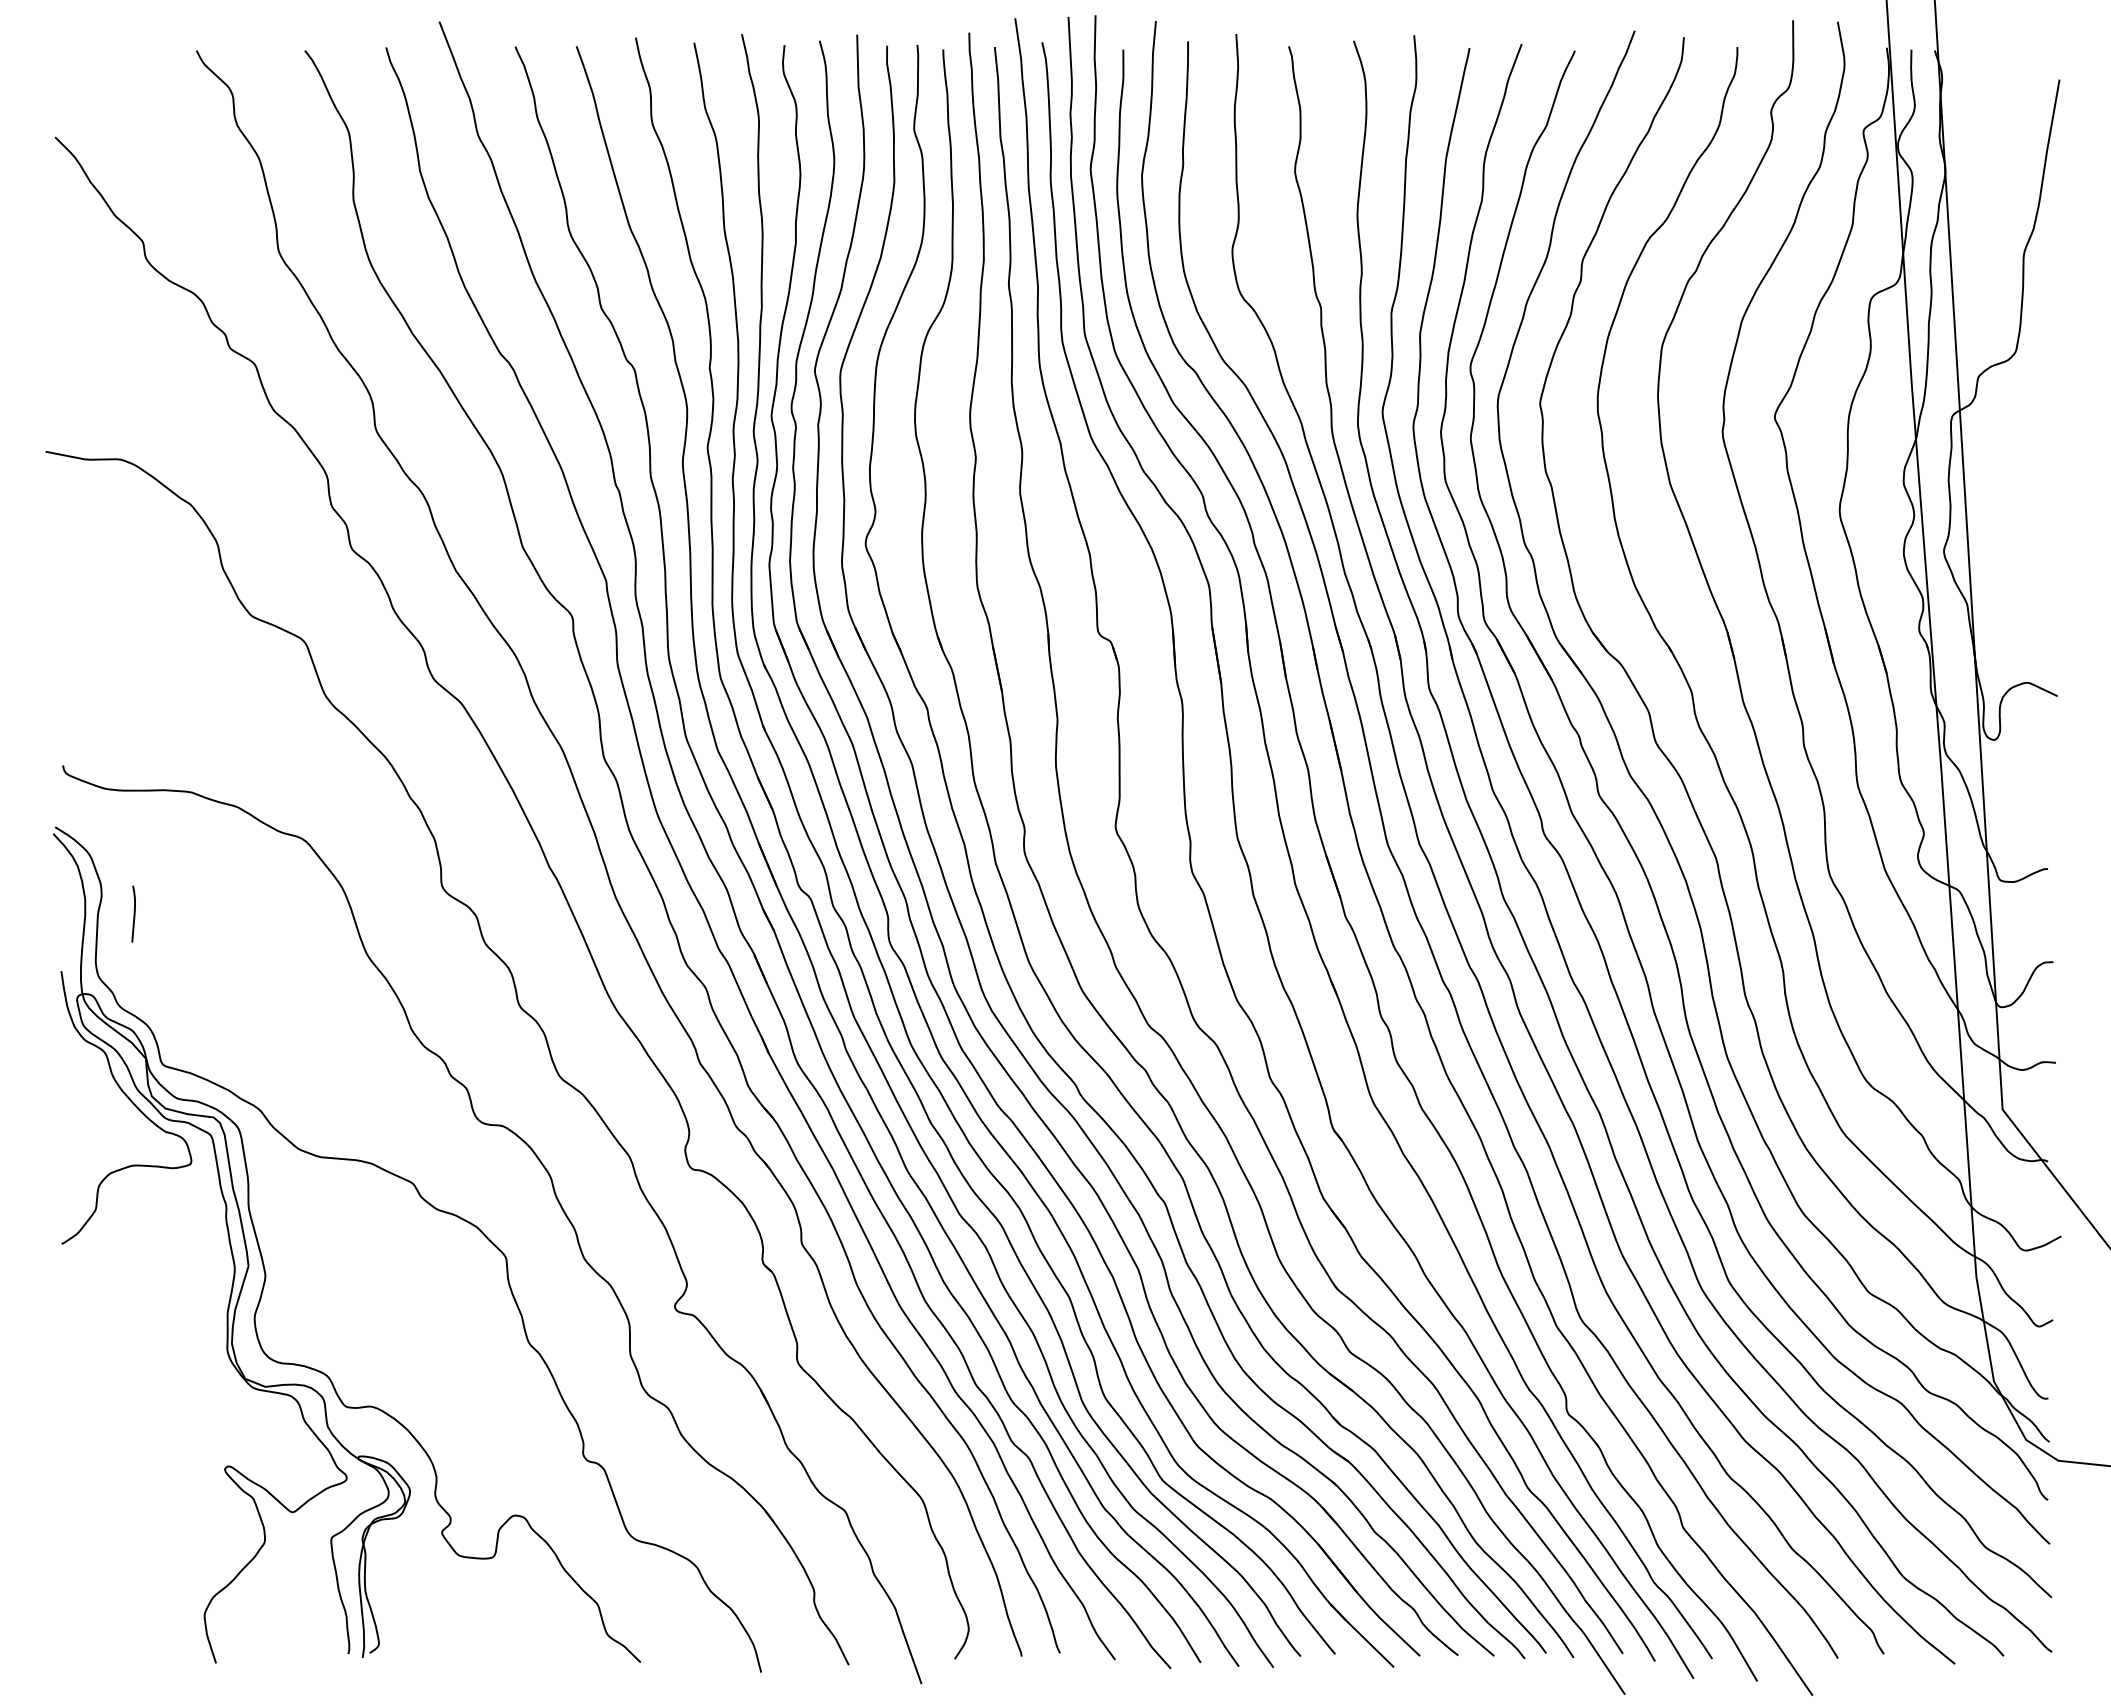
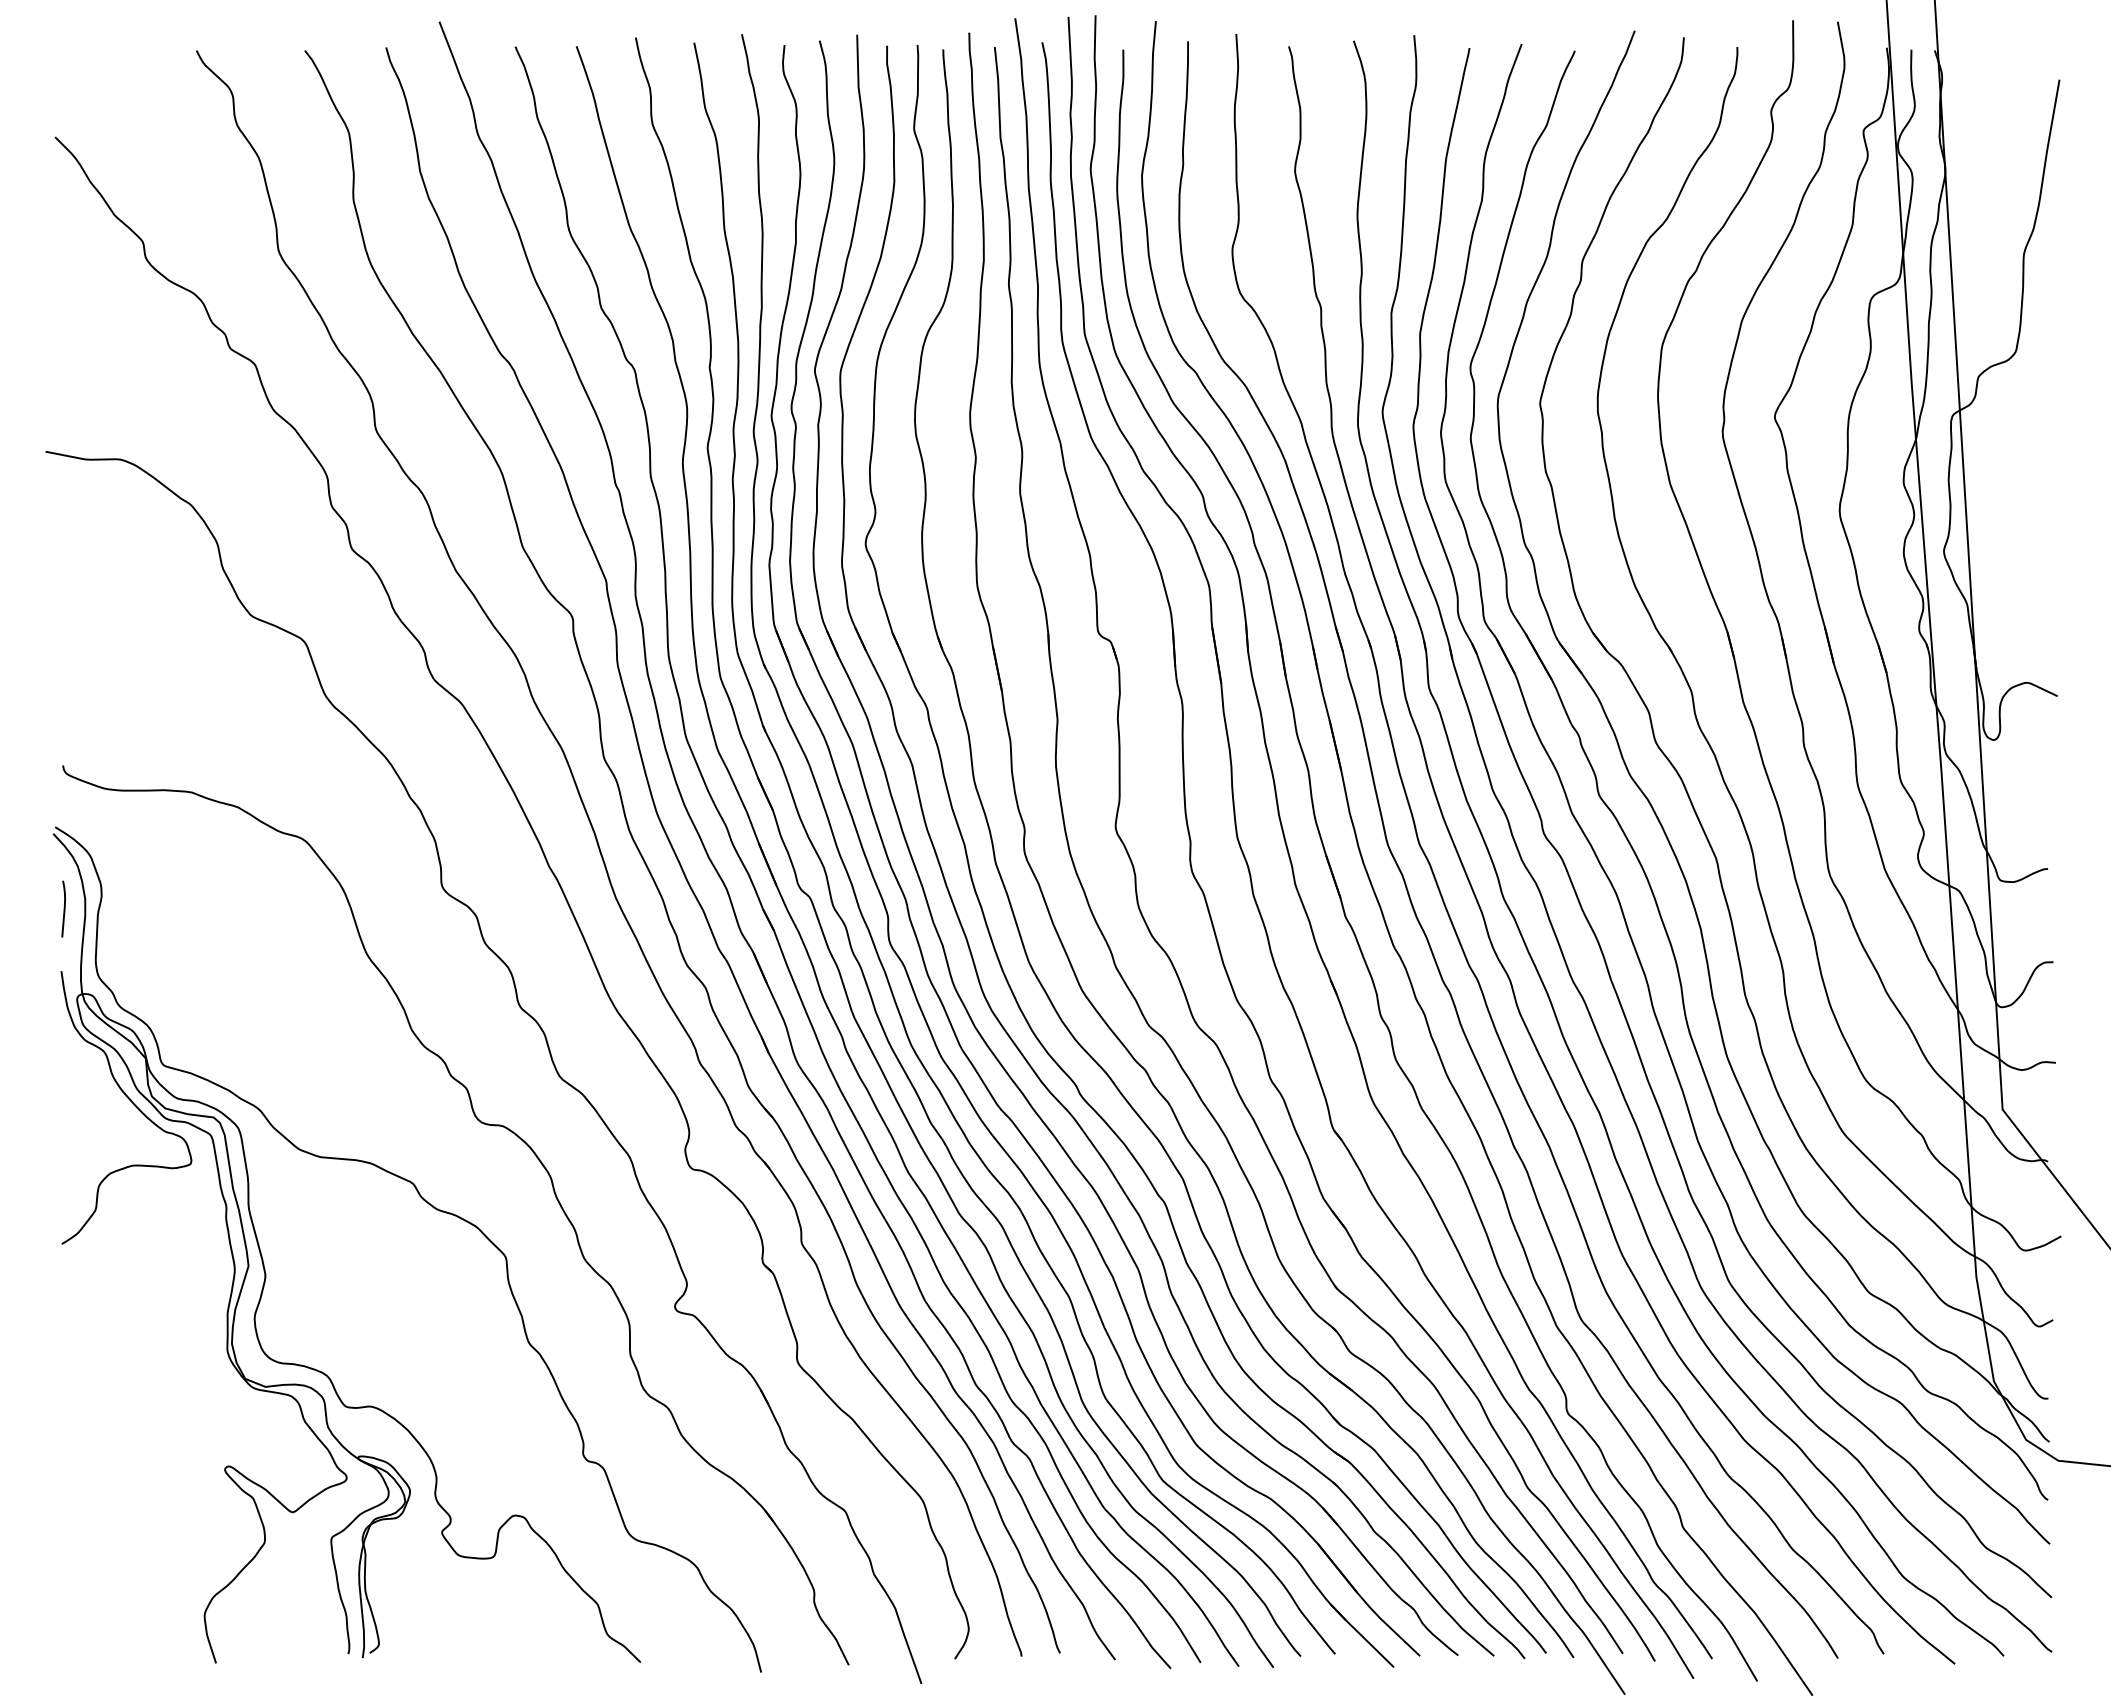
curve position: (133, 913) -> (63, 908) (63, 908)
